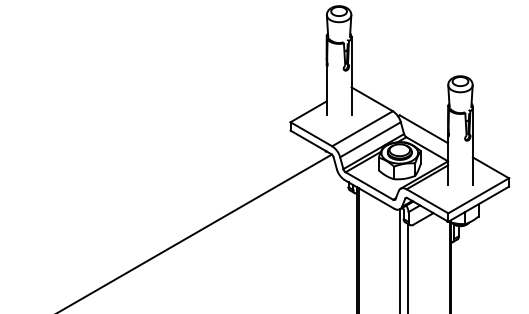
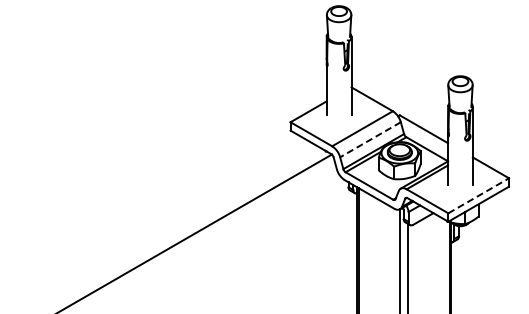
line: solid -> dashed (370, 140)
line: solid -> dashed (479, 195)
